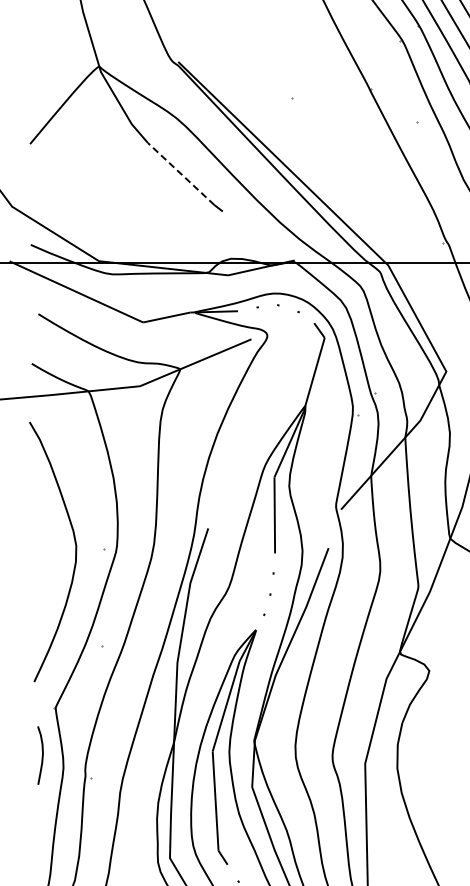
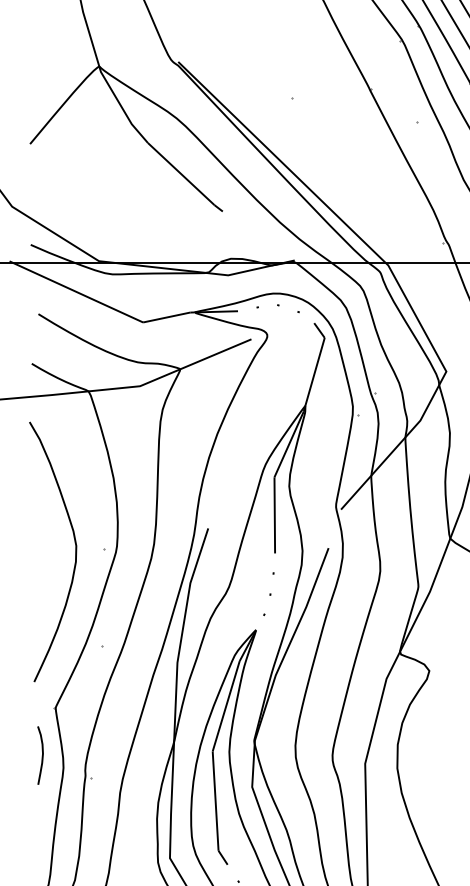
line: dashed -> solid (180, 173)
